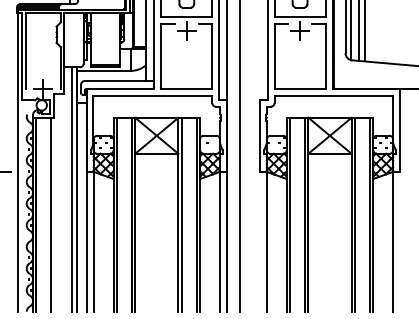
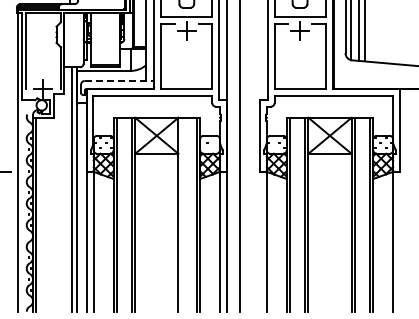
line: solid -> dashed (119, 81)
line: present -> none (51, 214)
line: present -> none (182, 214)
